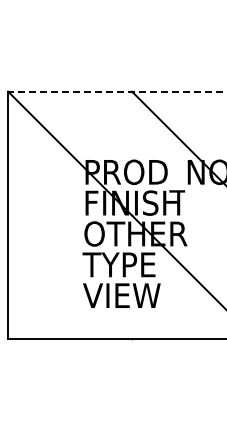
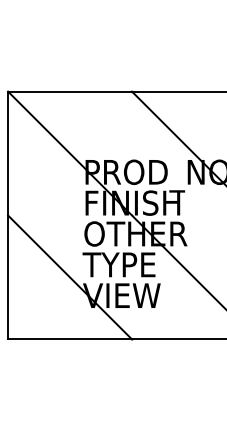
line: dashed -> solid (117, 91)
line: none -> present (70, 277)
